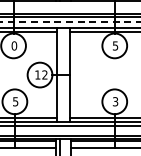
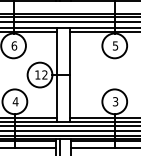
line: dashed -> solid (70, 21)
text: 0 -> 6 (14, 45)
text: 5 -> 4 (15, 101)
line: none -> present (69, 130)
